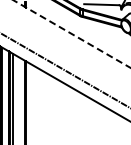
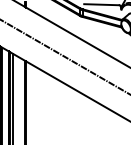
line: dashed -> solid (71, 33)
line position: (64, 70) -> (64, 57) (64, 57)
